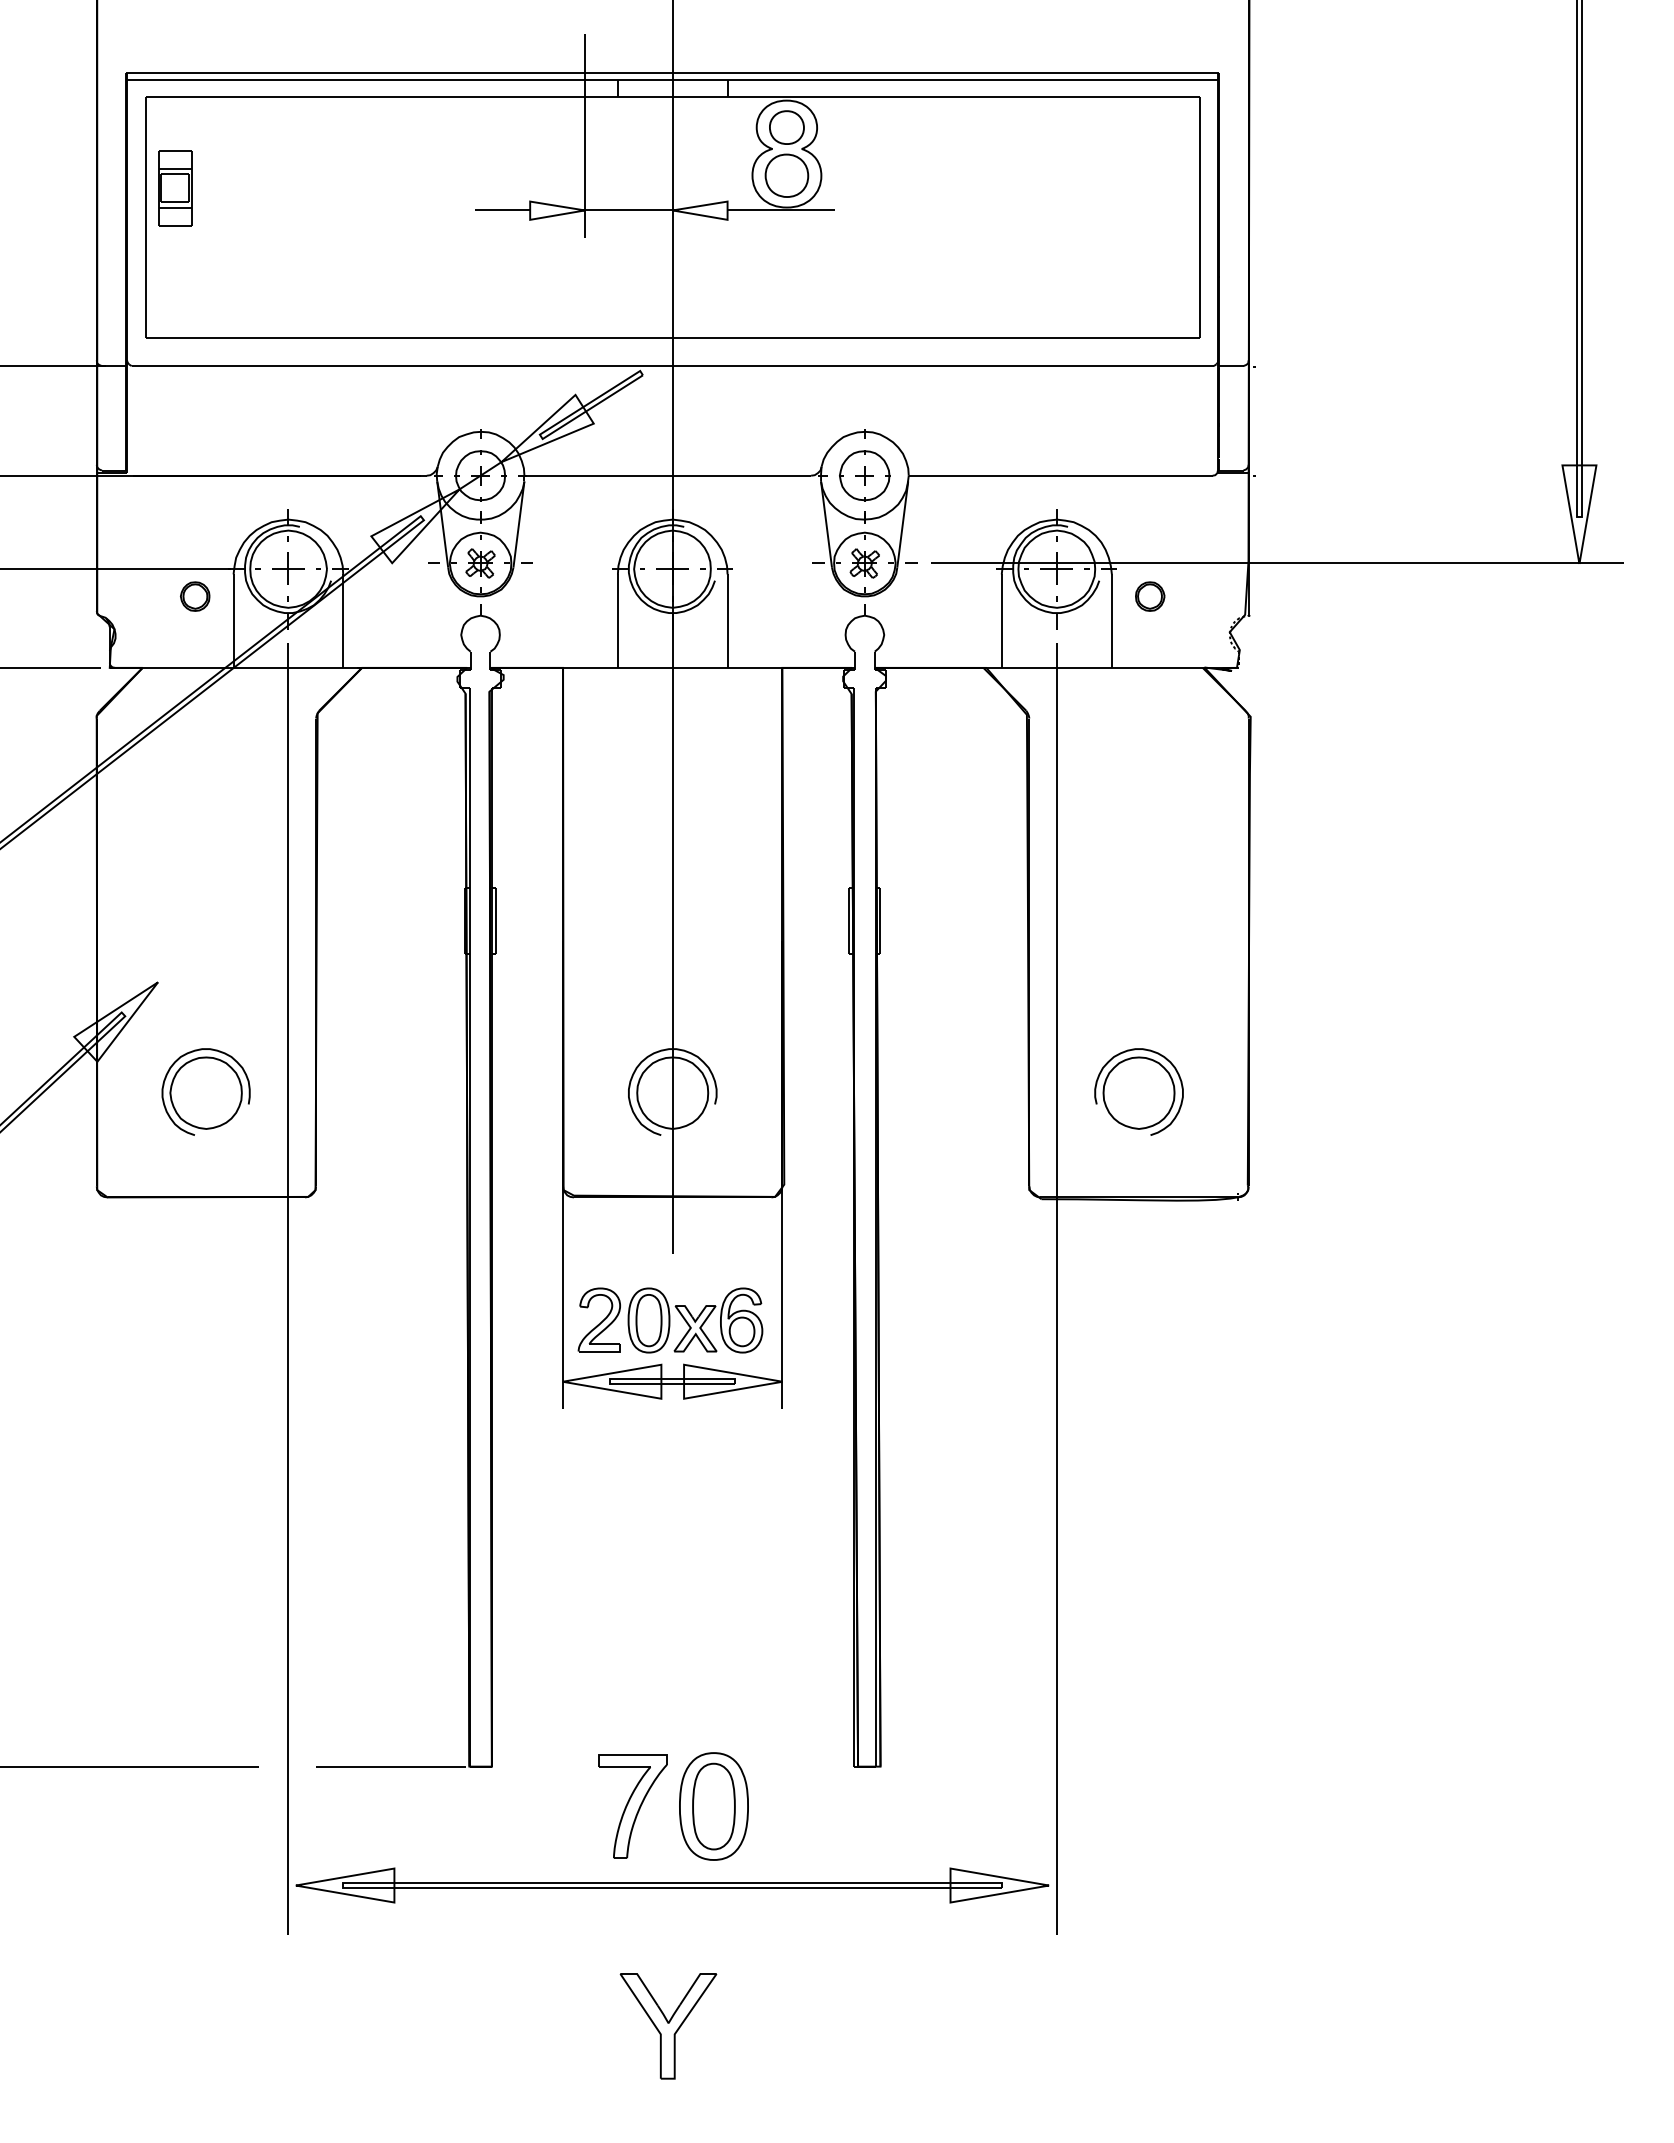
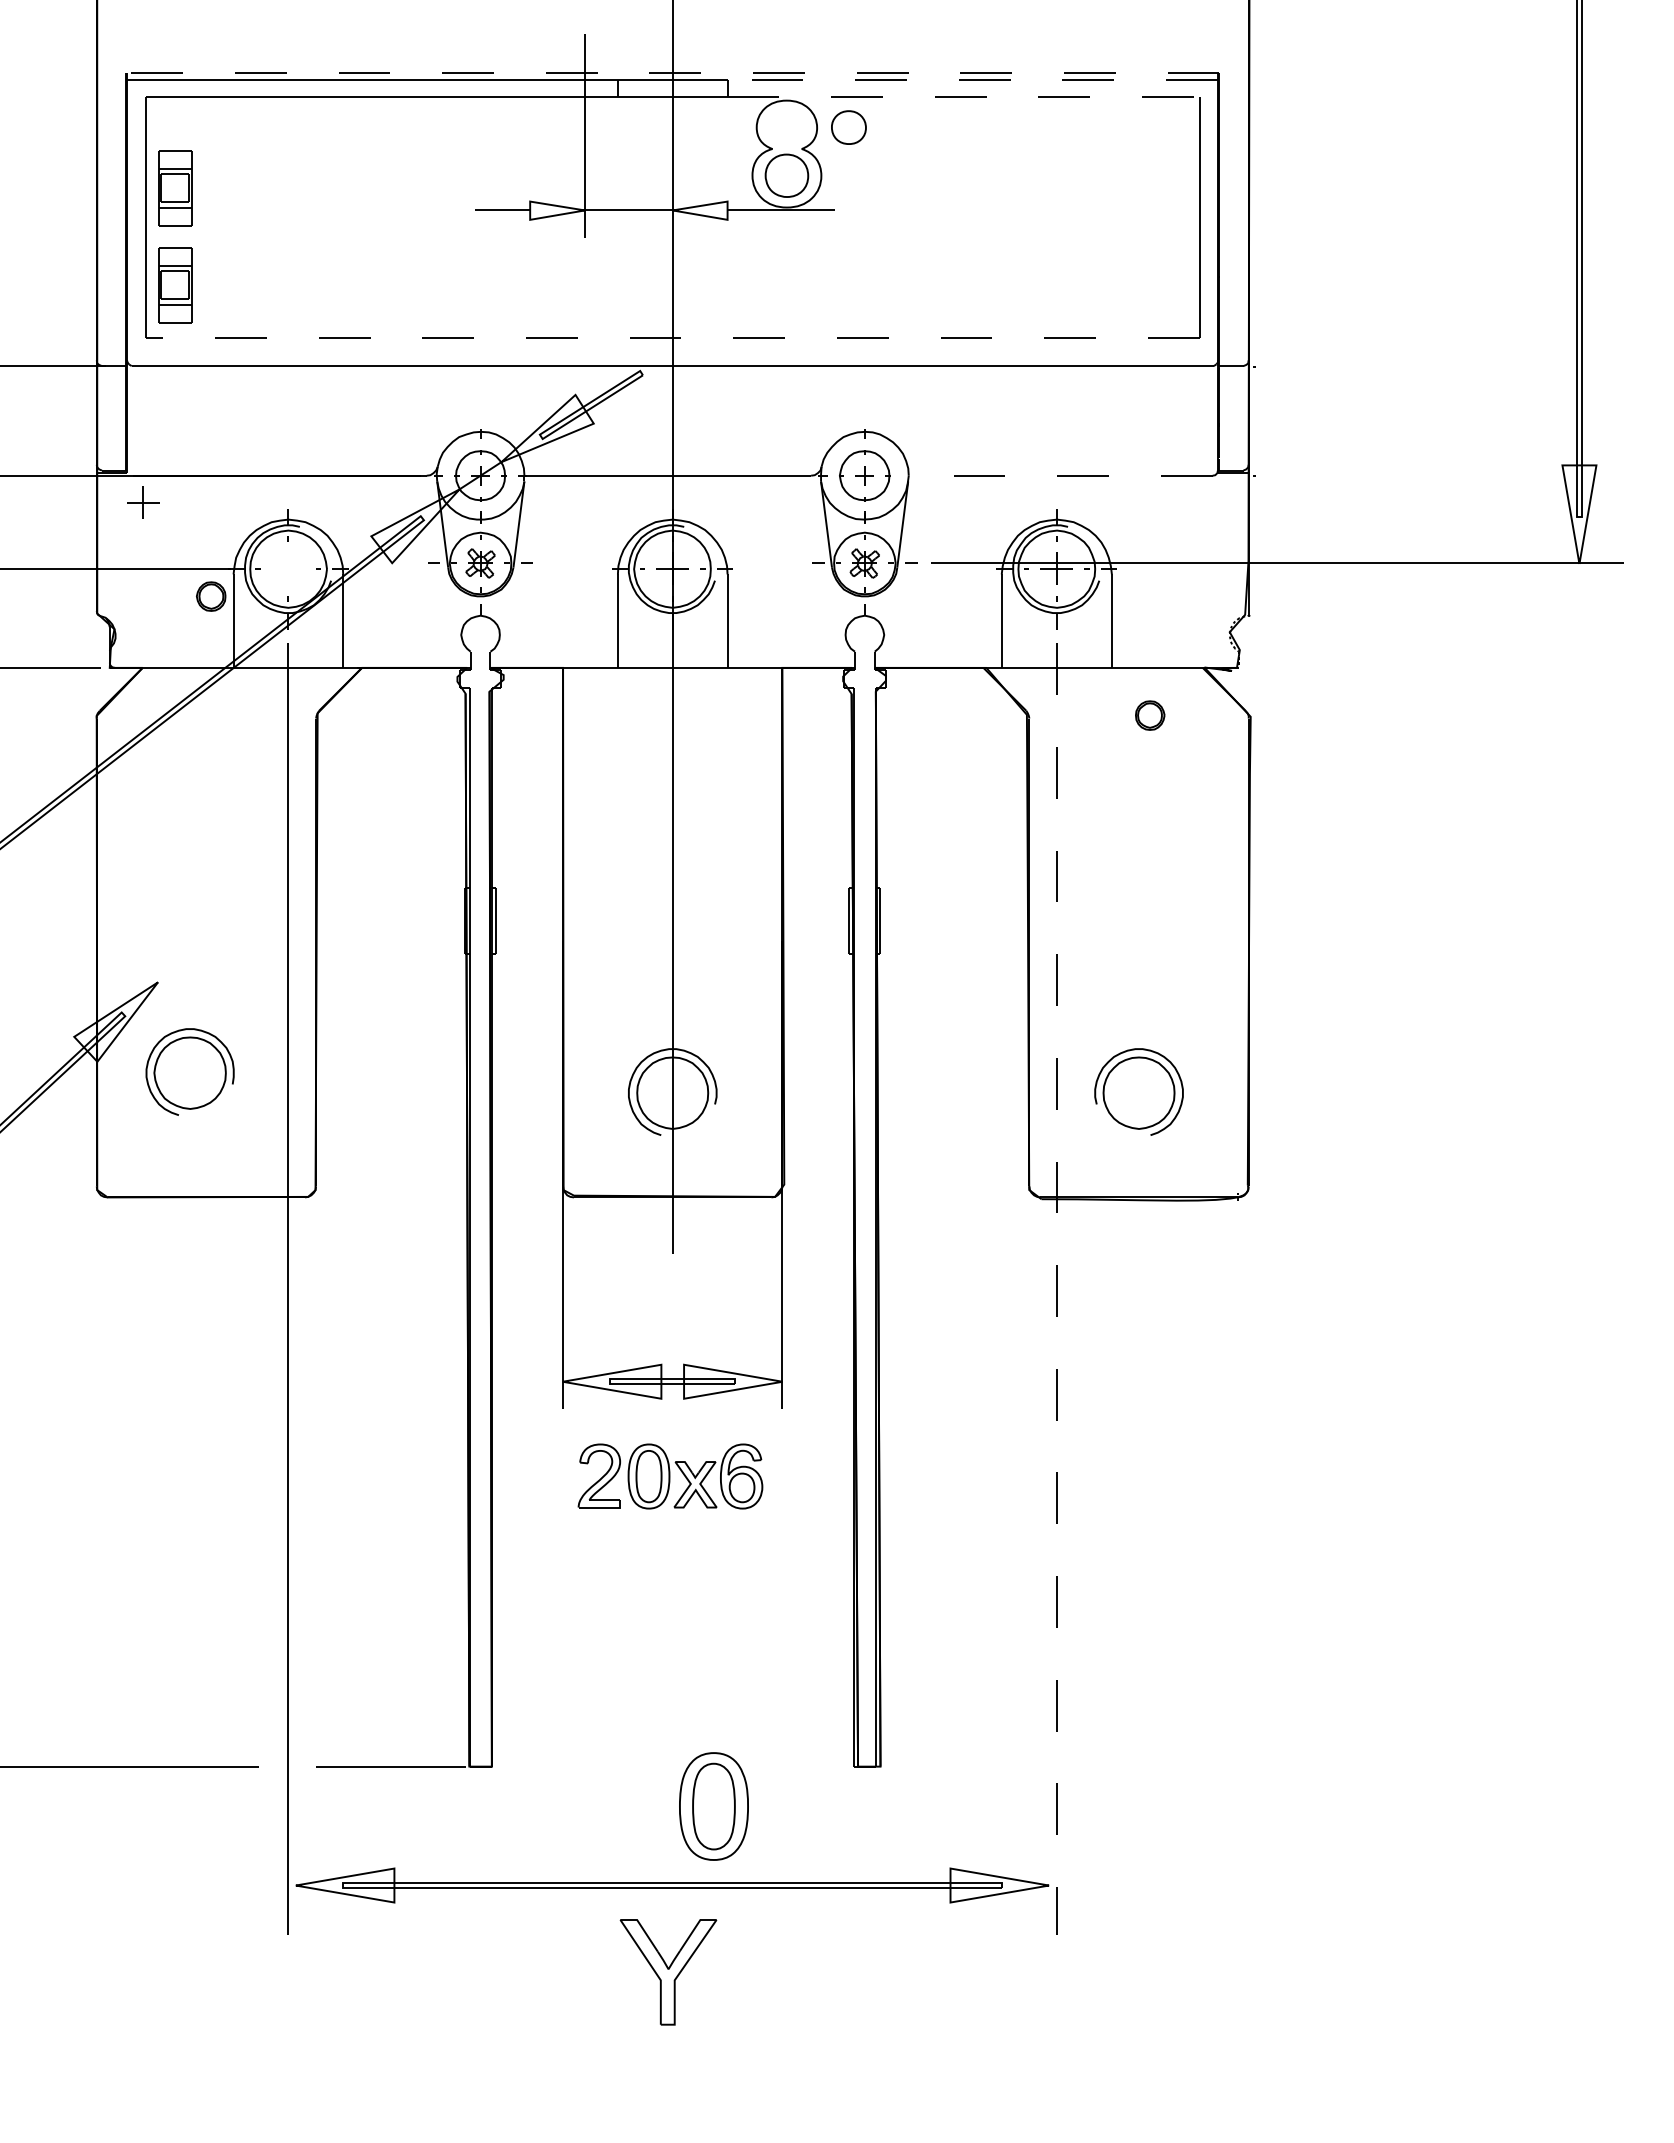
line: solid -> dashed (672, 72)
line: solid -> dashed (972, 80)
line: solid -> dashed (964, 96)
part position: (786, 127) -> (848, 127) (848, 127)
part: none -> present (175, 285)
line: solid -> dashed (672, 338)
line: solid -> dashed (1060, 475)
part position: (288, 568) -> (143, 502) (143, 502)
part position: (195, 596) -> (211, 596) (211, 596)
part position: (1150, 596) -> (1150, 715) (1150, 715)
part position: (205, 1091) -> (189, 1071) (189, 1071)
line: solid -> dashed (1057, 1289)
part position: (670, 1320) -> (670, 1476) (670, 1476)
part: present -> none (632, 1806)
part position: (668, 2026) -> (668, 1972) (668, 1972)
